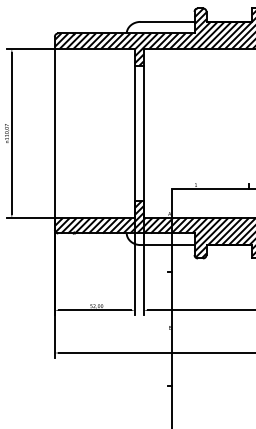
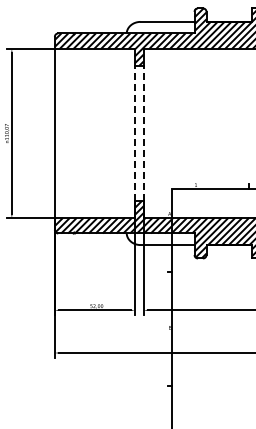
line: solid -> dashed (134, 133)
line: solid -> dashed (143, 133)
